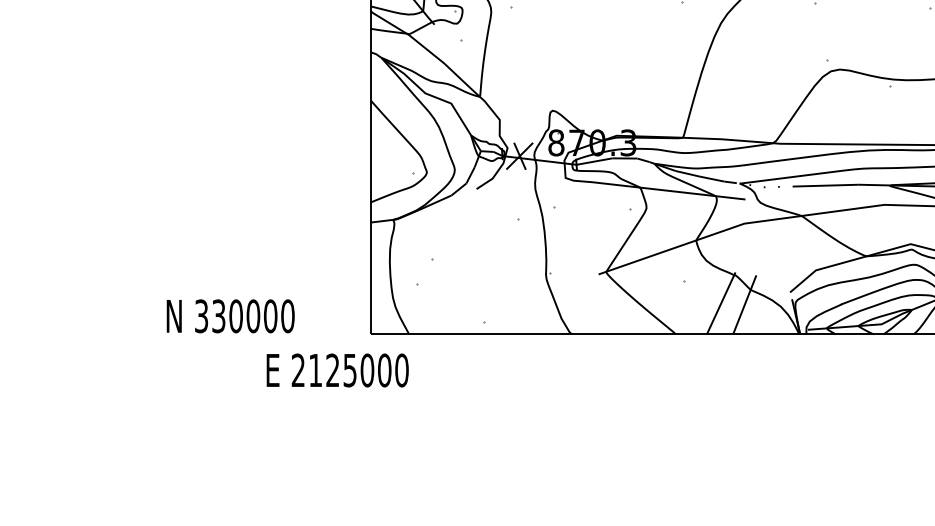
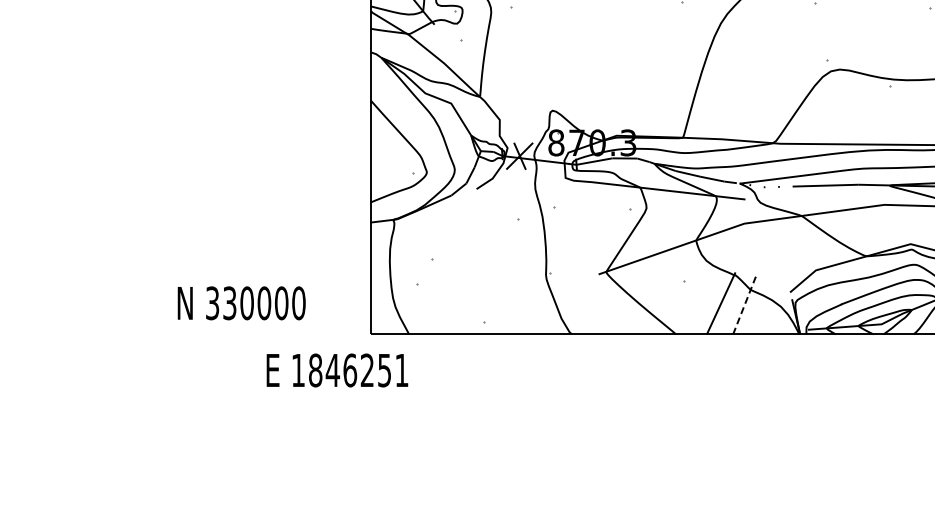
line: solid -> dashed (744, 304)
text position: (230, 316) -> (241, 303) (241, 303)
text: 2125000 -> 1846251 (349, 370)
